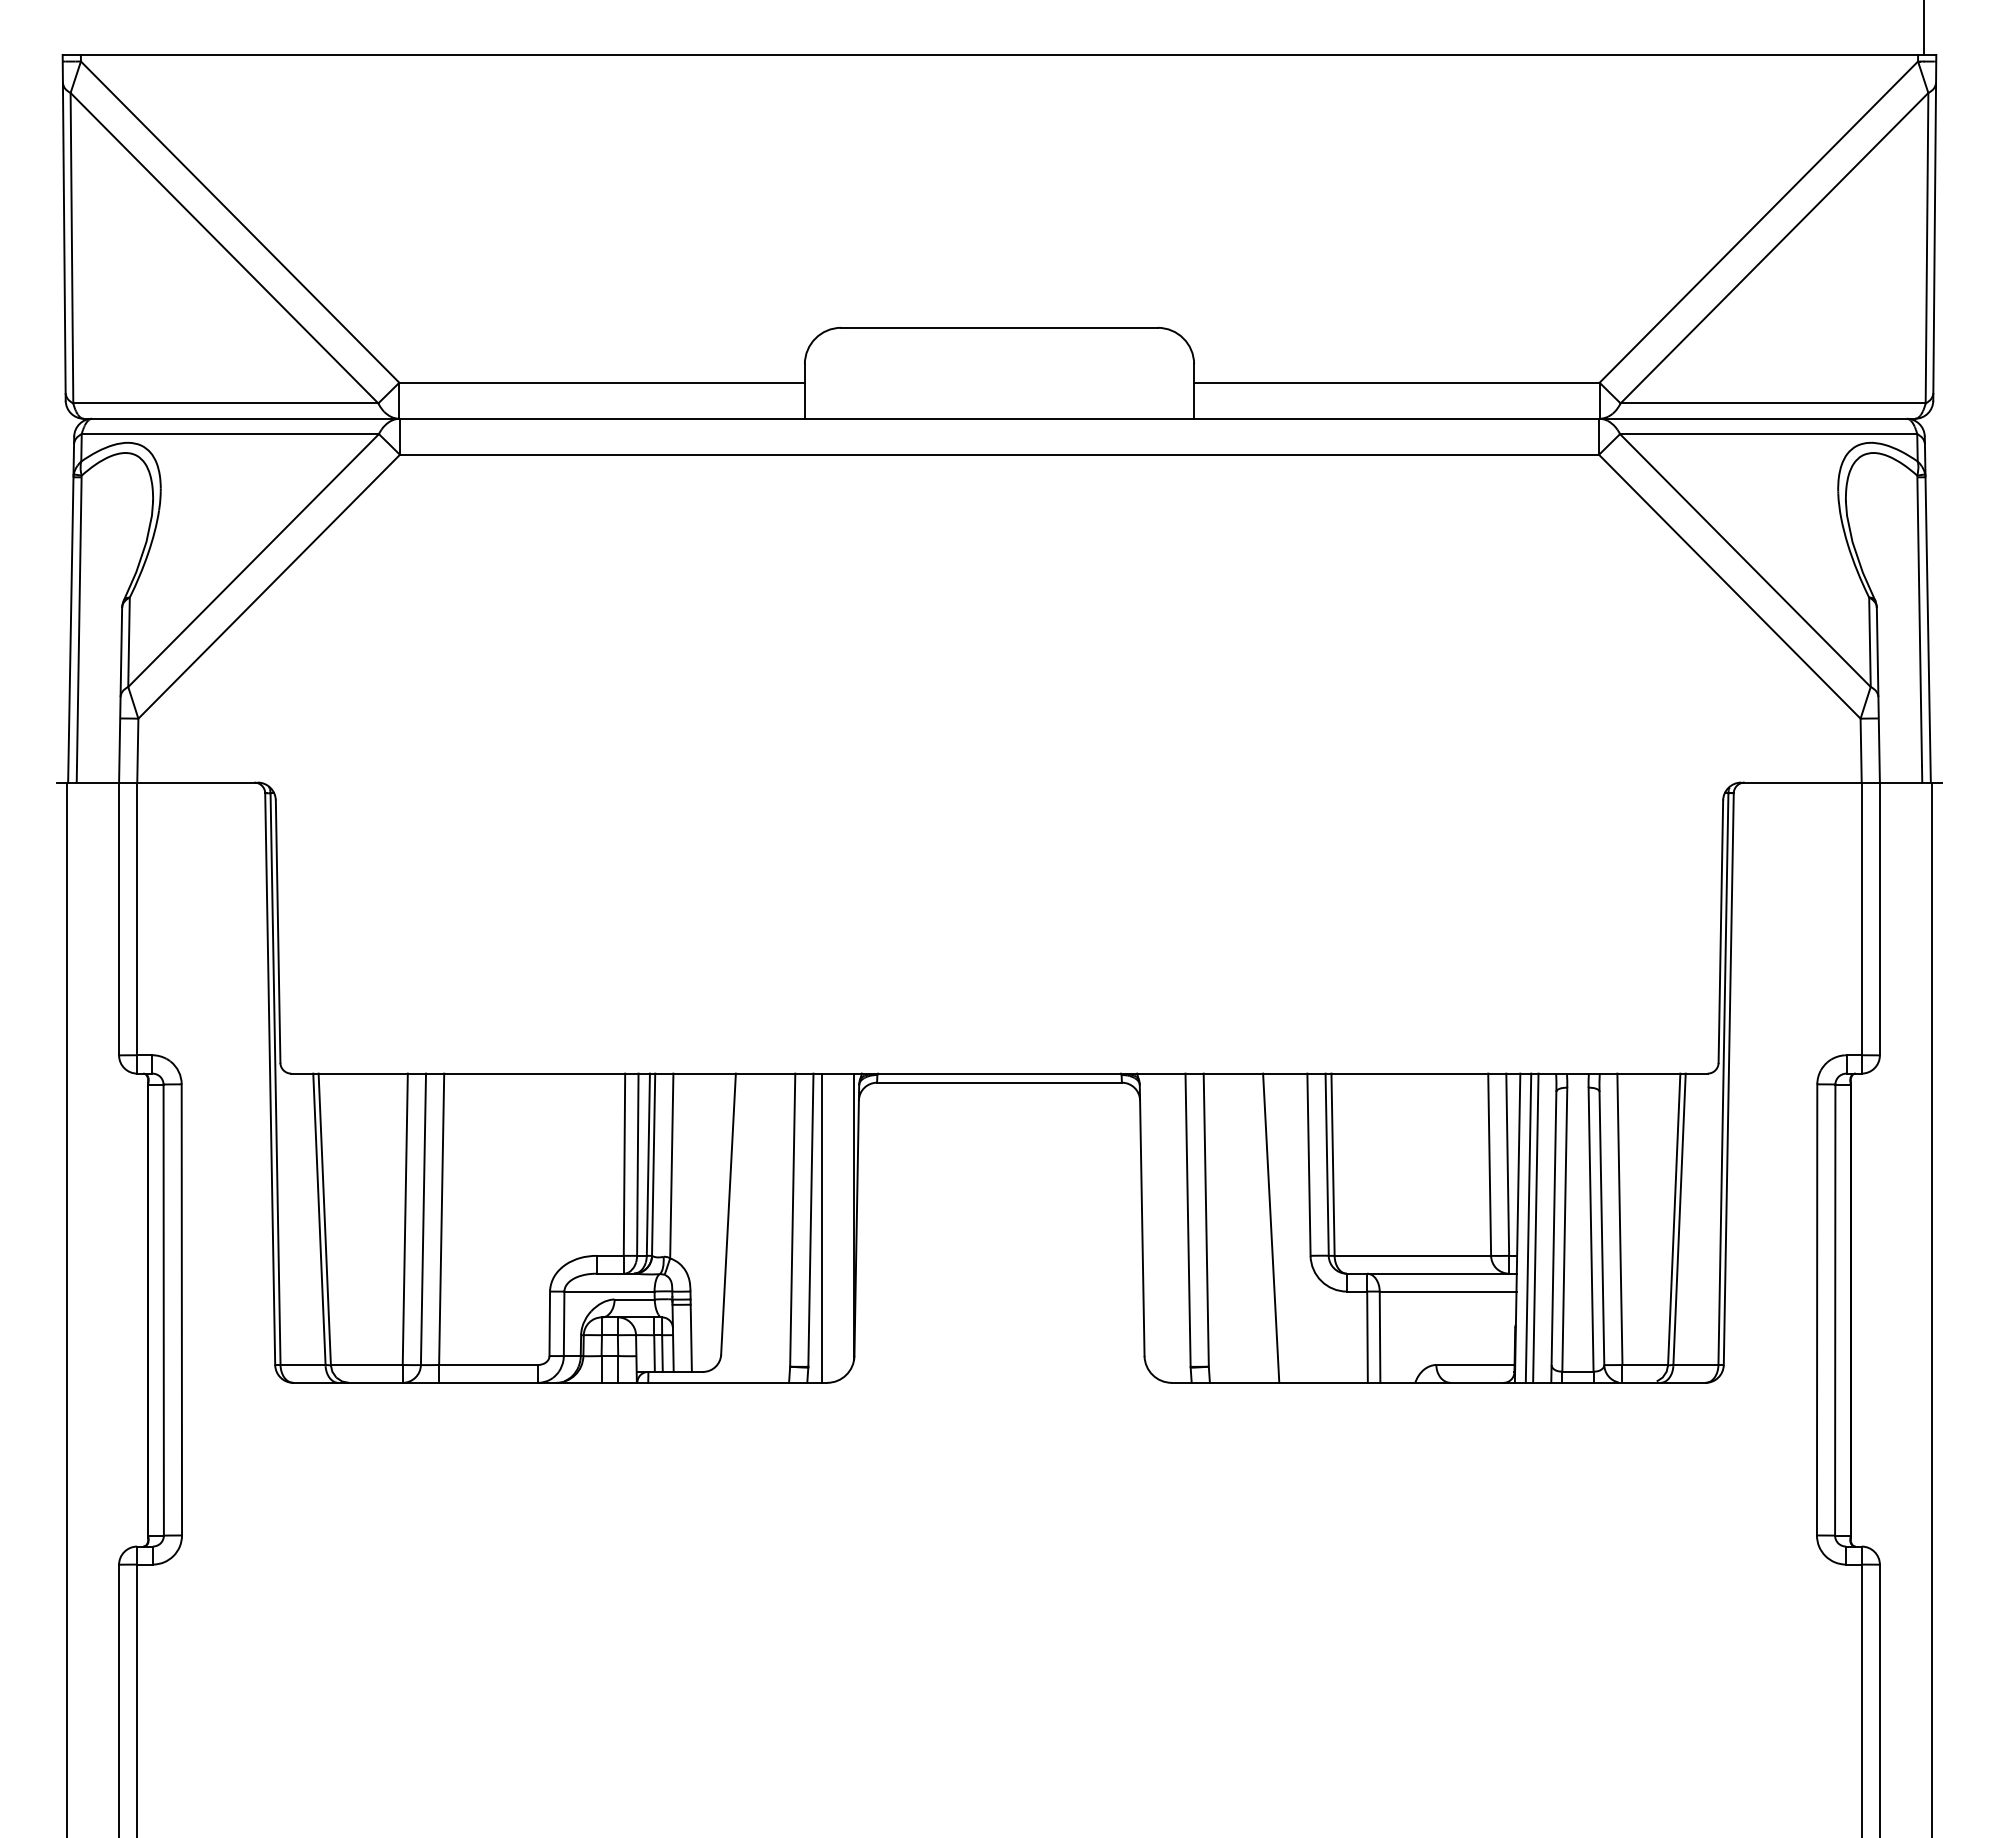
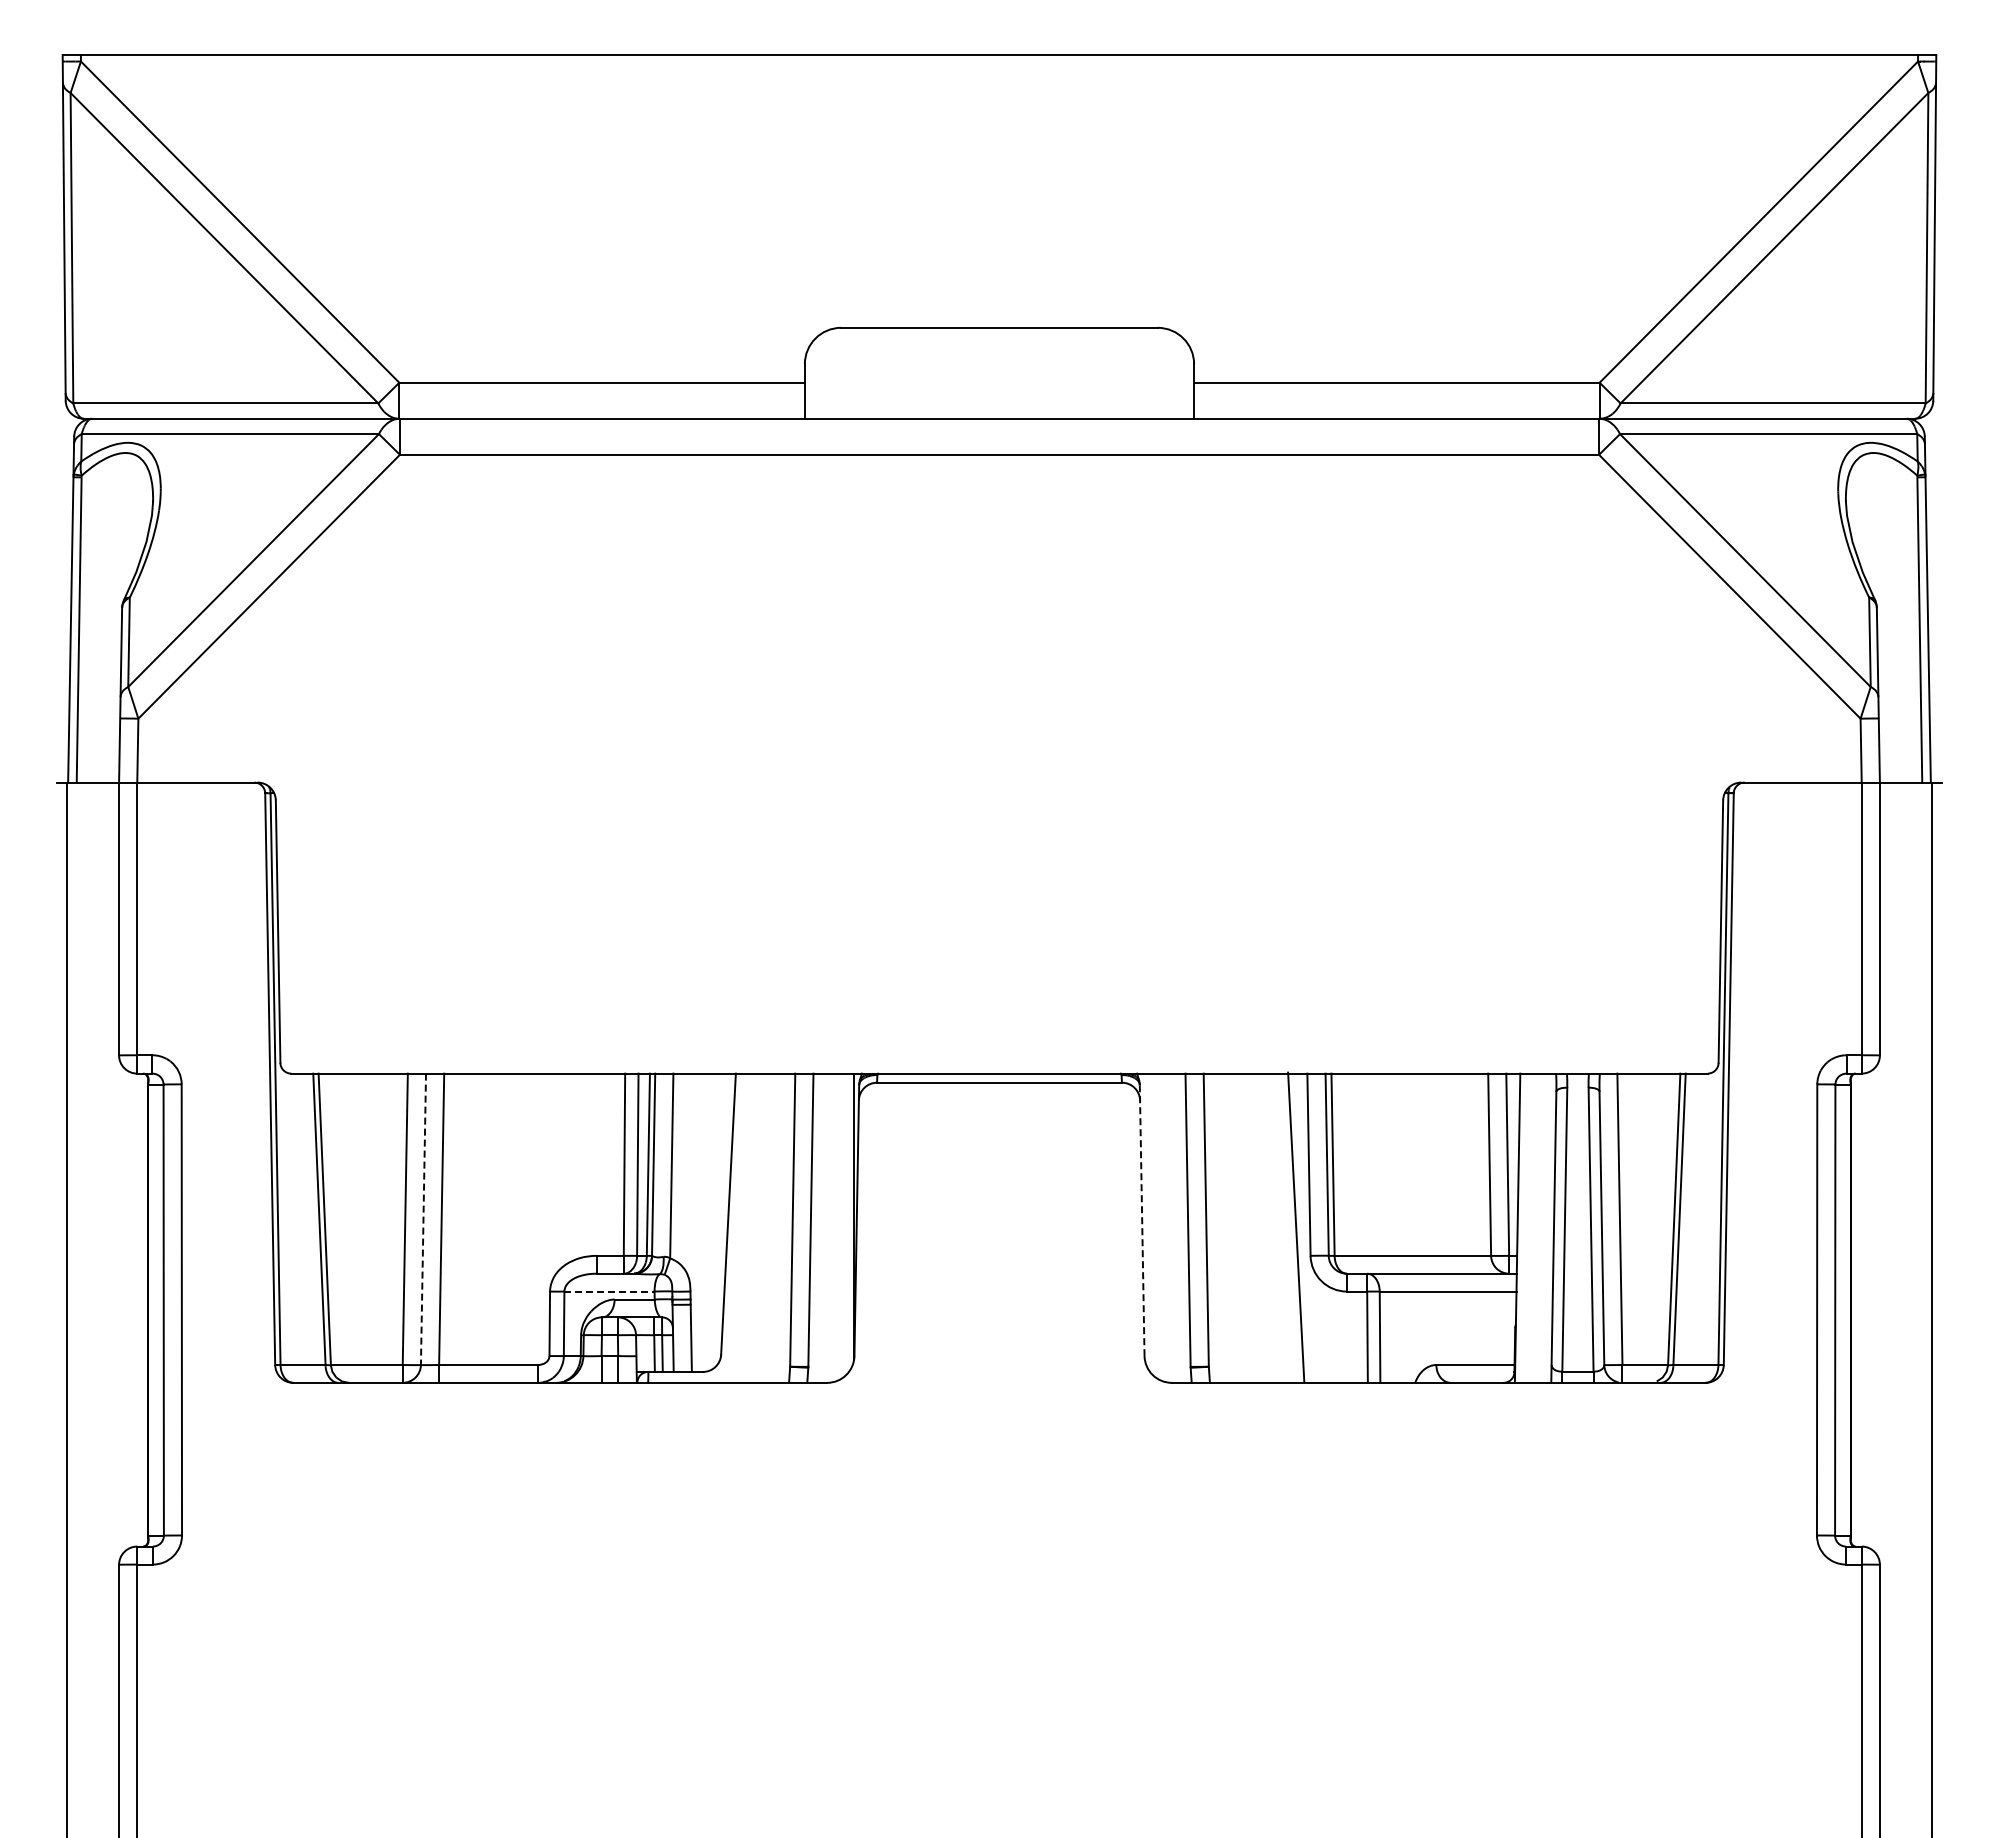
line: present -> none (1923, 28)
line: solid -> dashed (423, 1219)
line: solid -> dashed (1142, 1221)
line: present -> none (821, 1227)
line position: (1271, 1227) -> (1296, 1226) (1296, 1226)
line: present -> none (1528, 1227)
line: present -> none (1535, 1227)
line: solid -> dashed (609, 1291)
